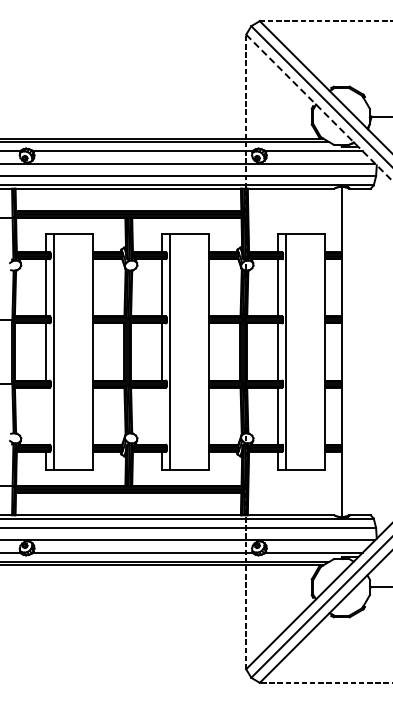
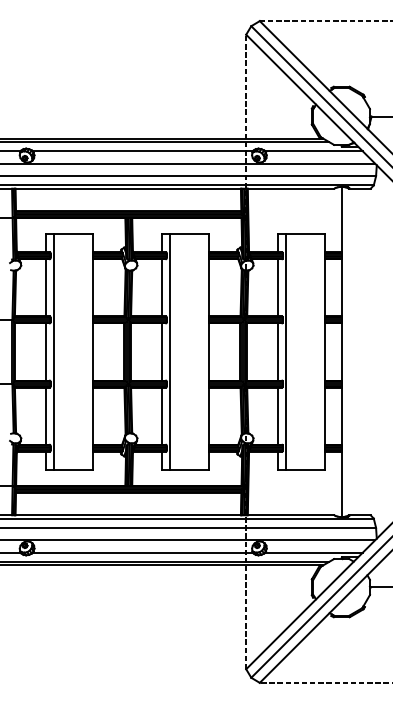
line: dashed -> solid (319, 108)
line: none -> present (46, 415)
line: none -> present (162, 415)
